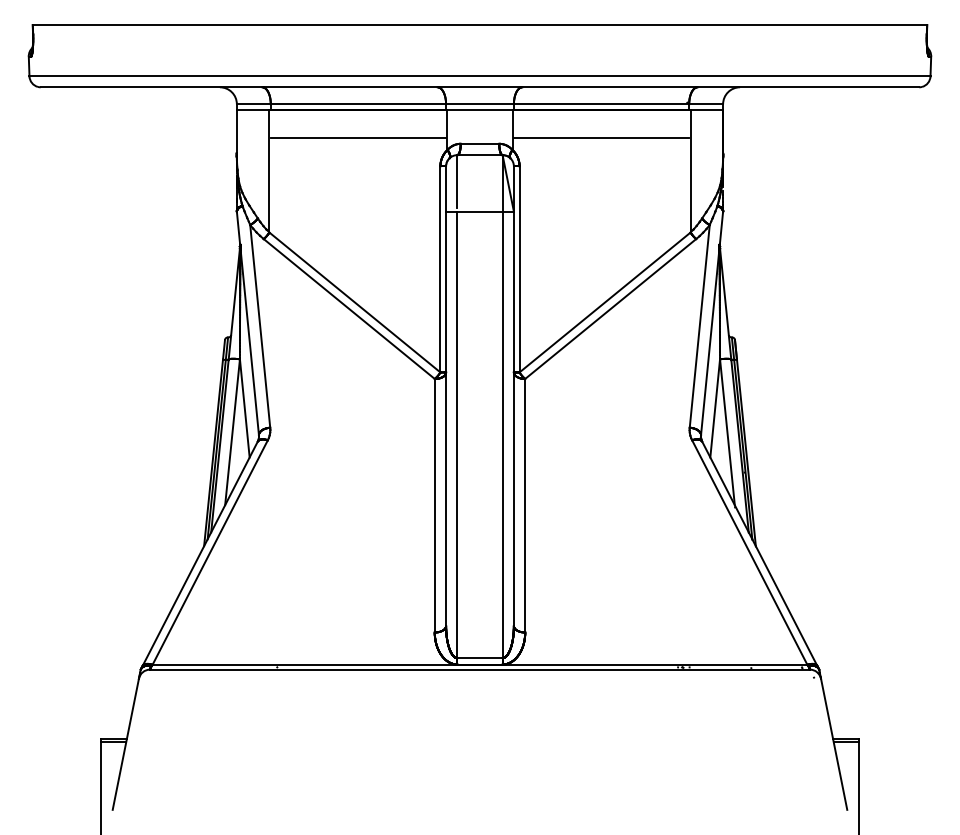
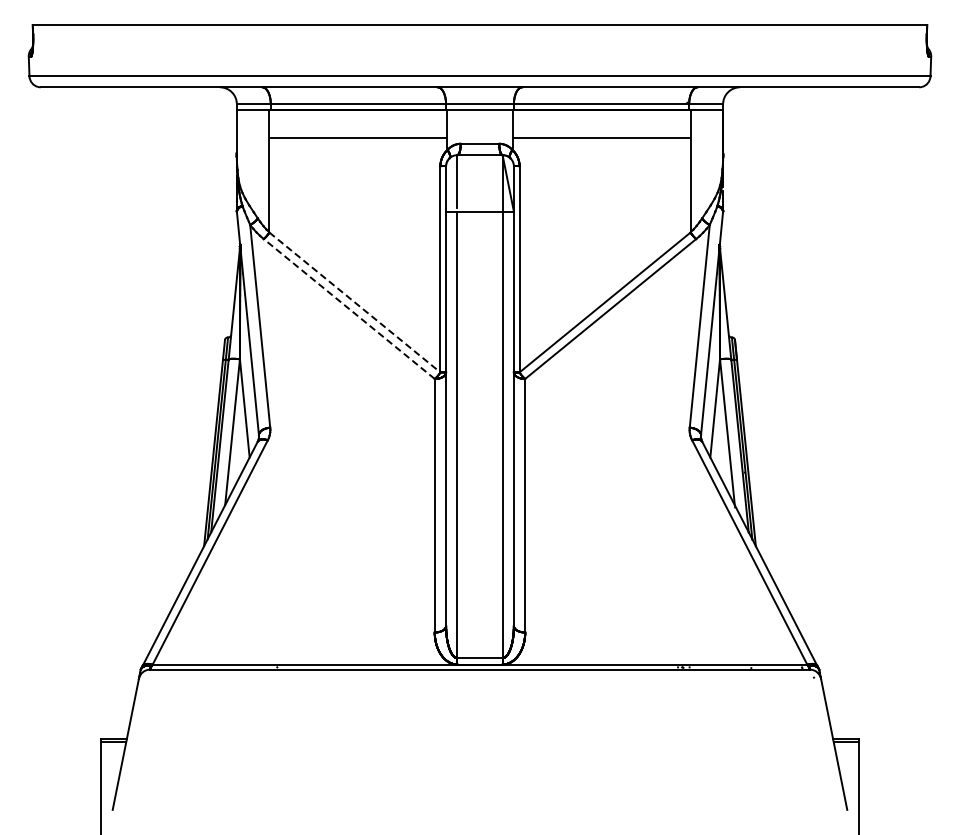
line: solid -> dashed (355, 302)
line: solid -> dashed (348, 308)
